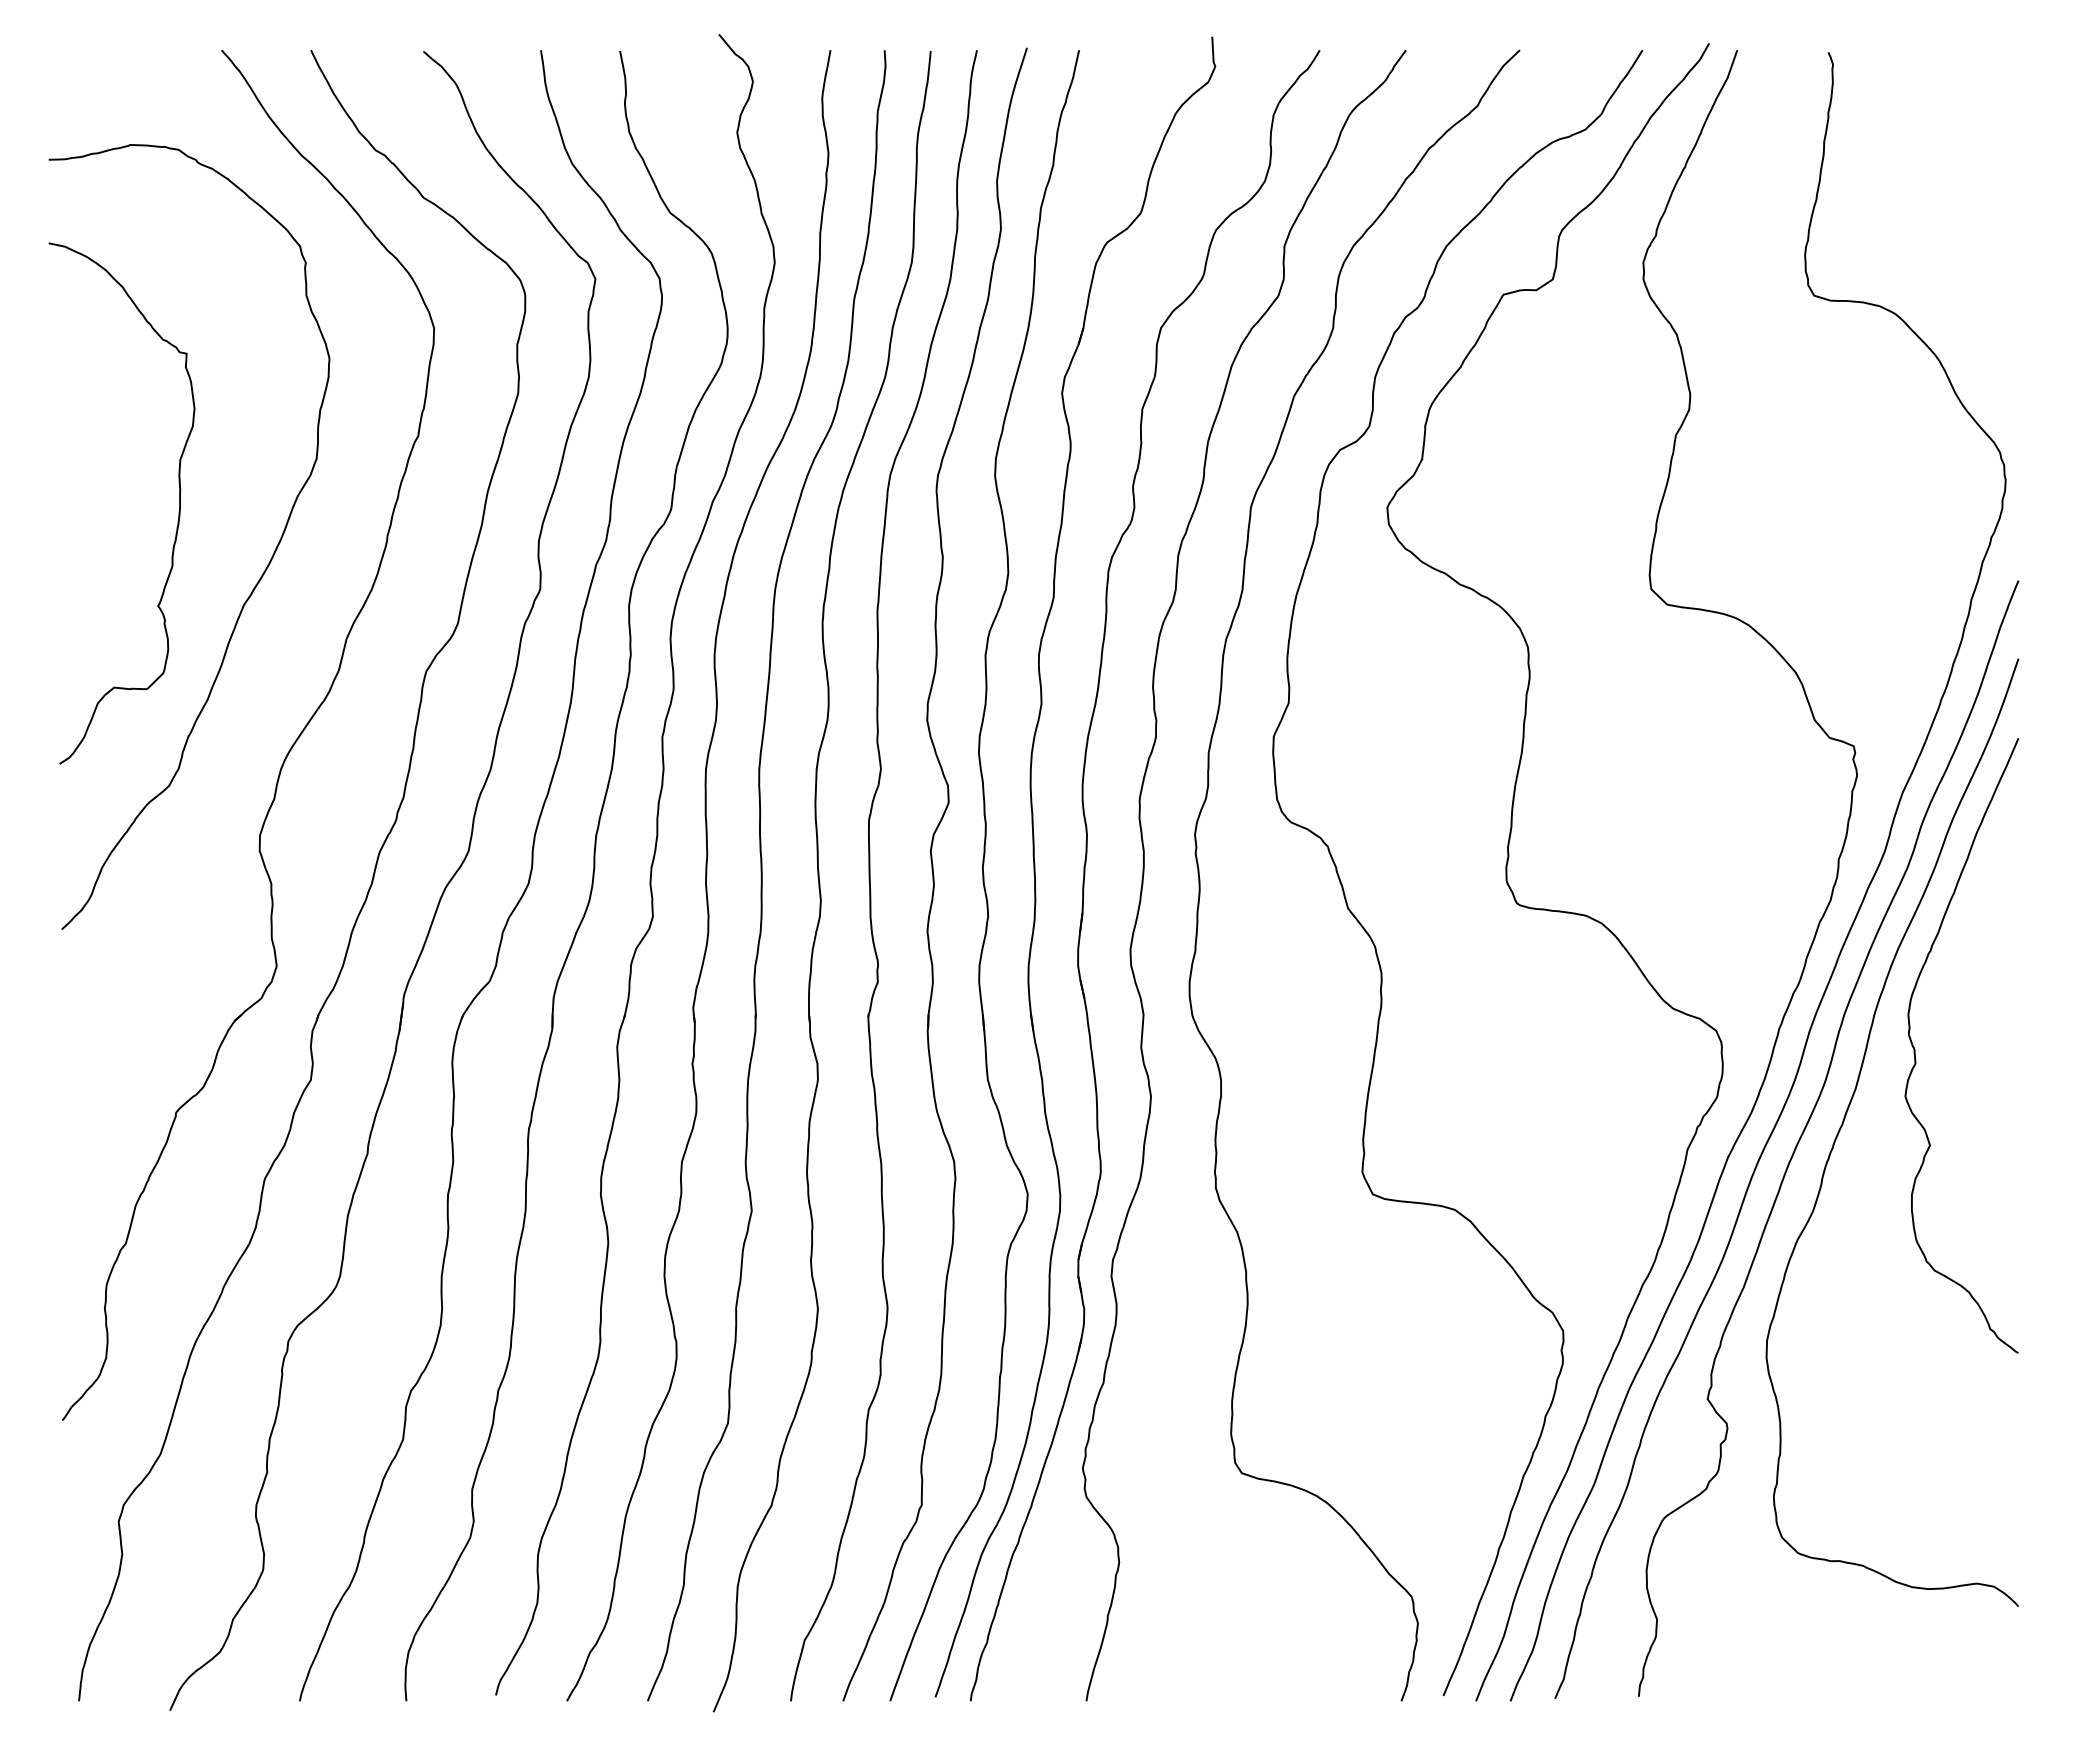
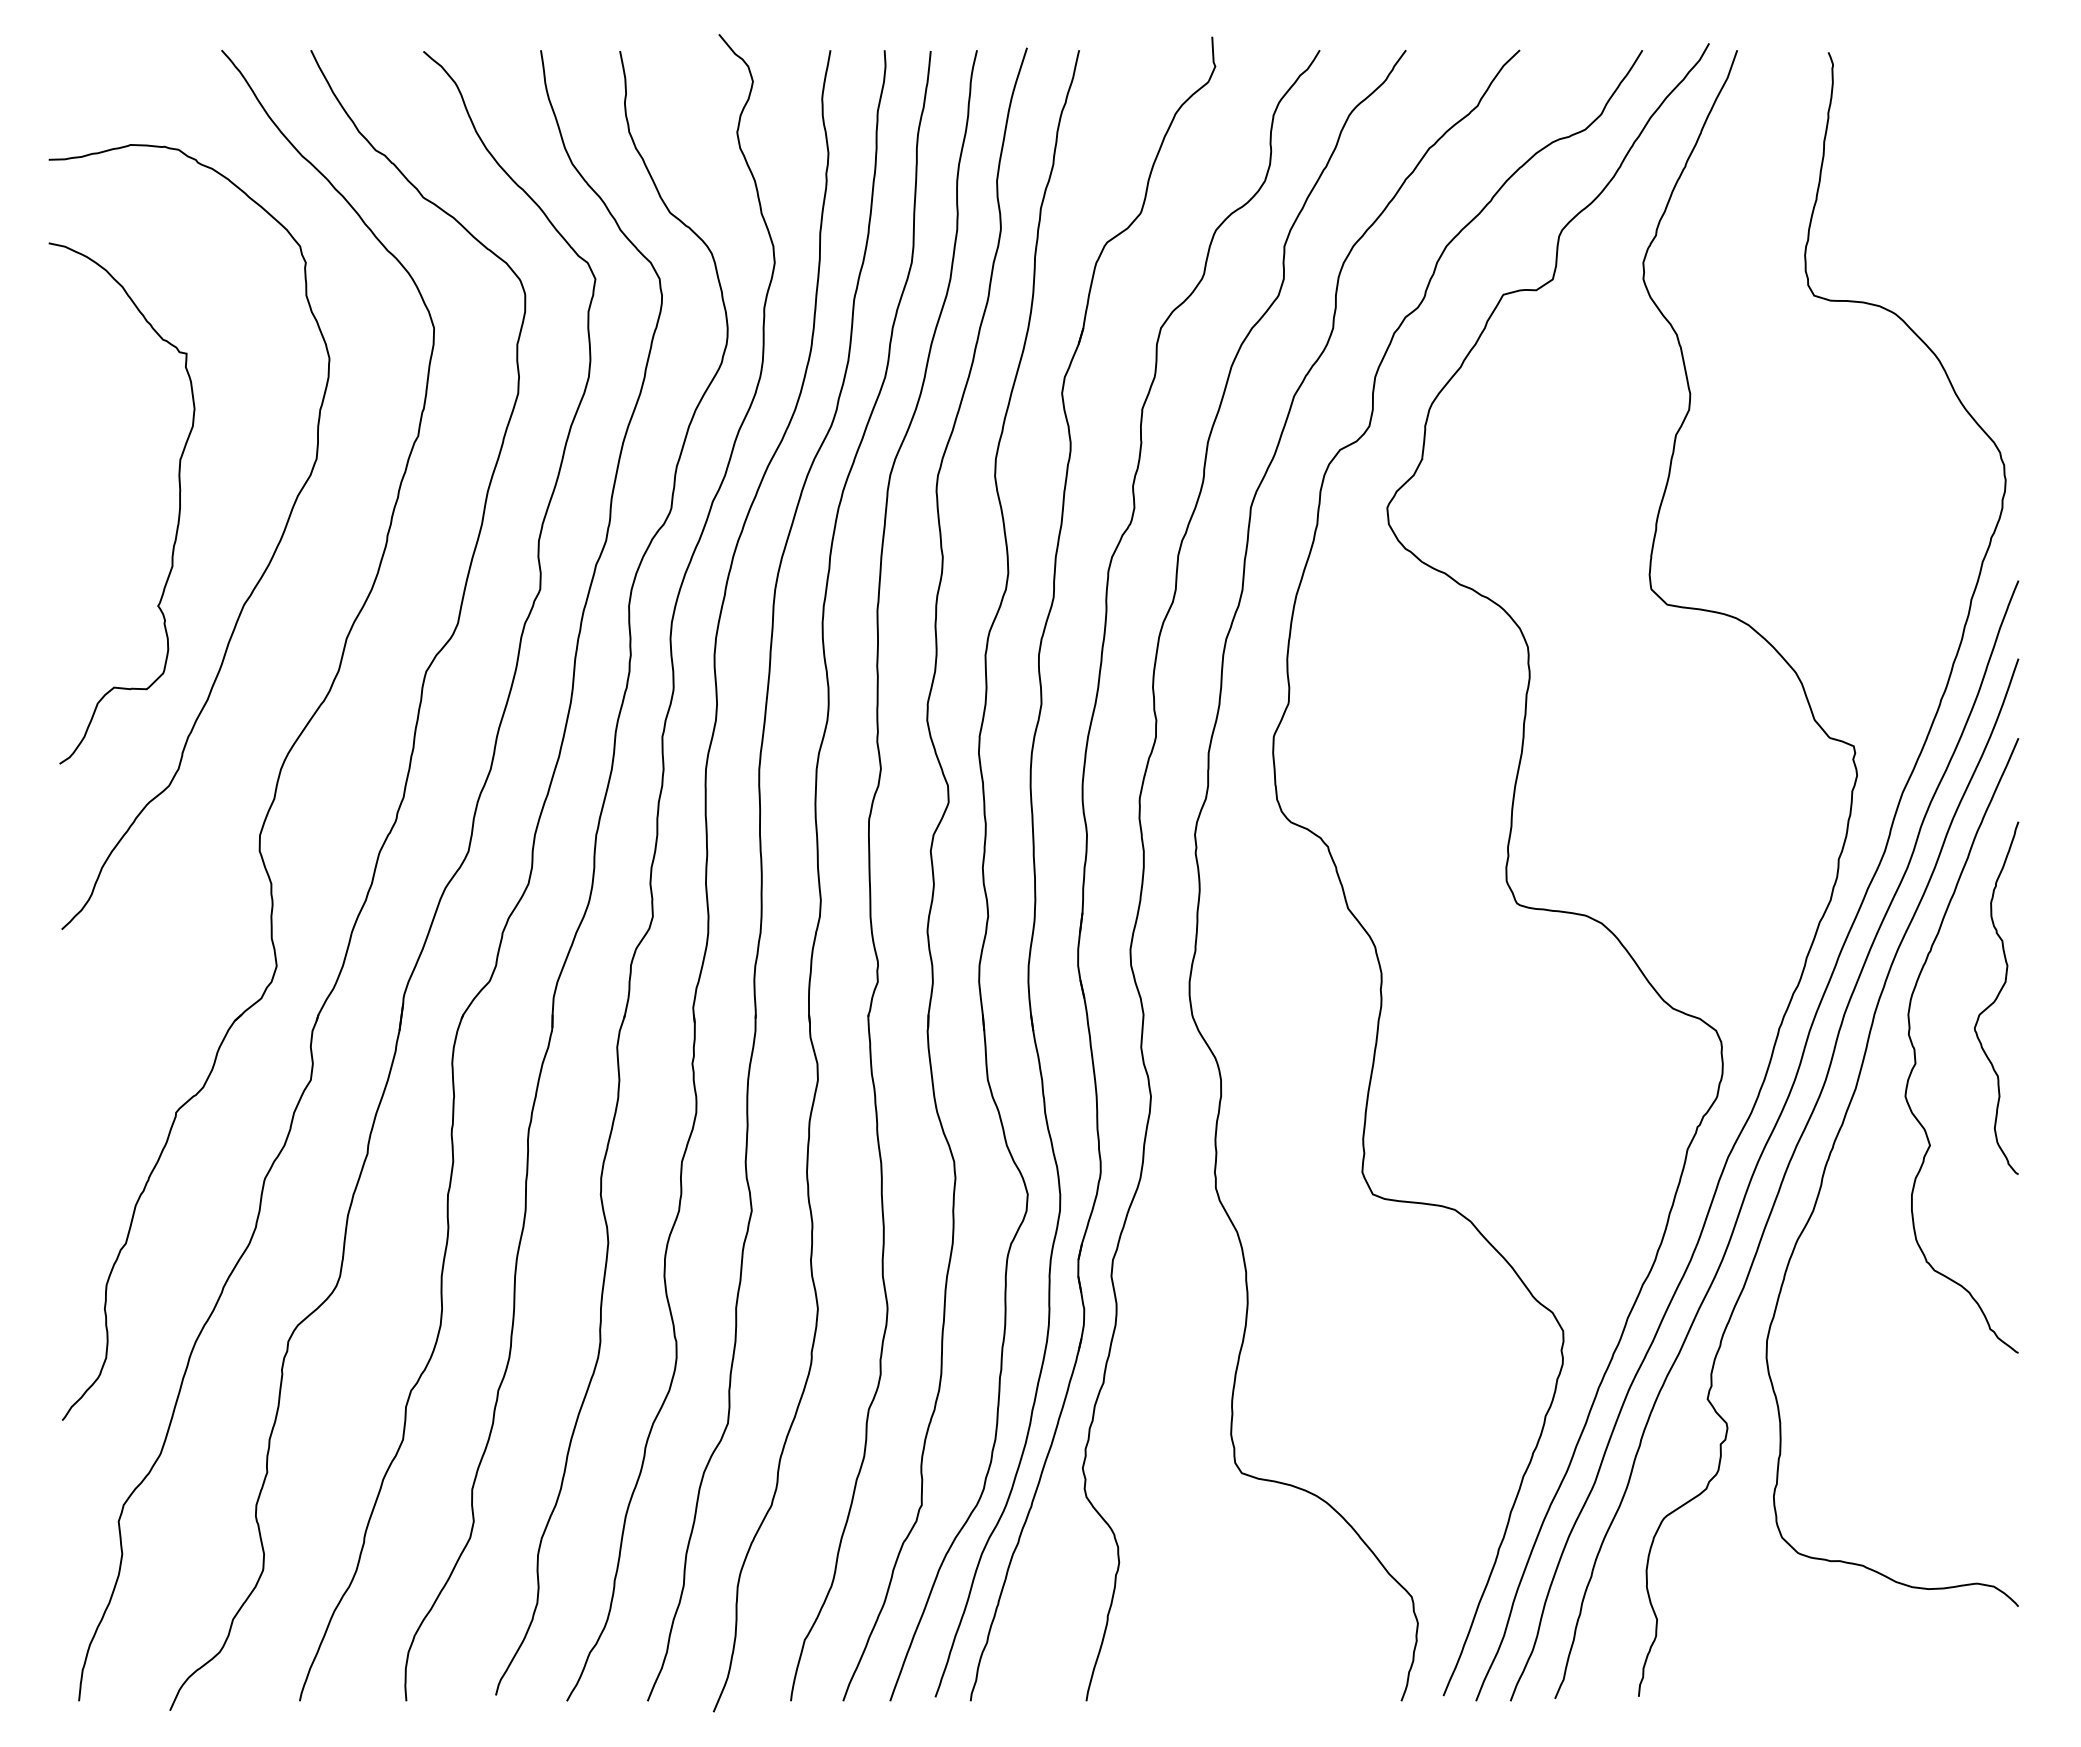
curve: none -> present (1996, 997)
